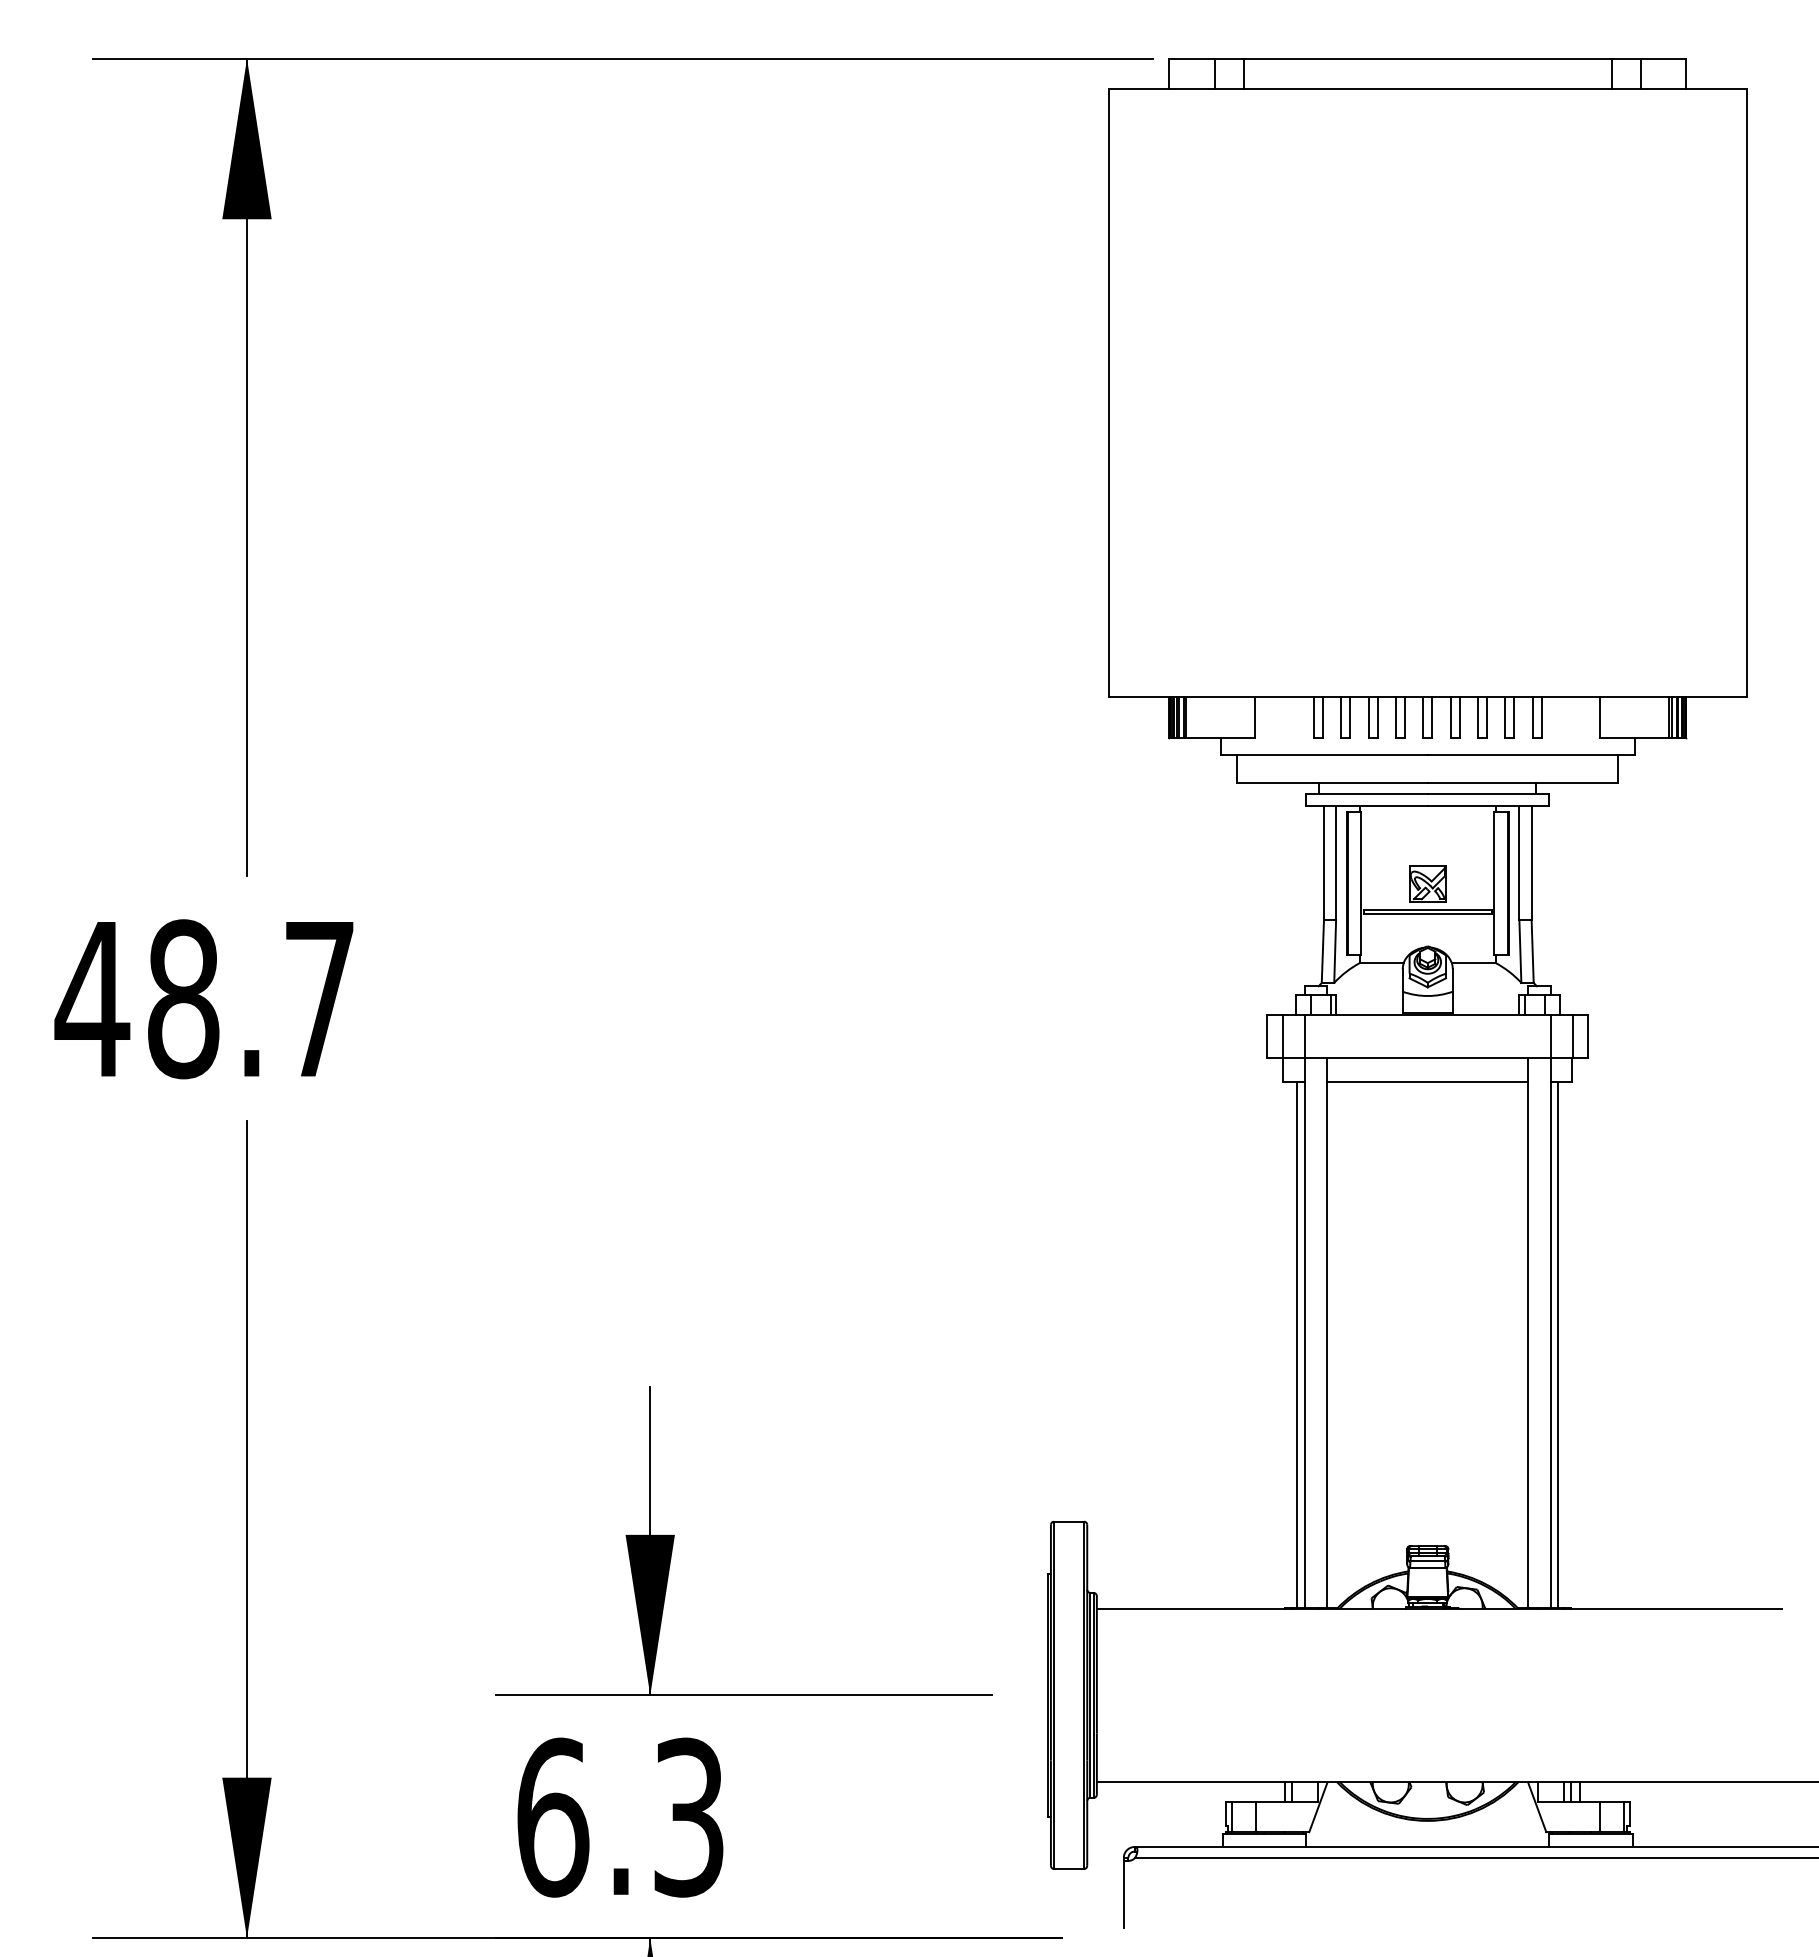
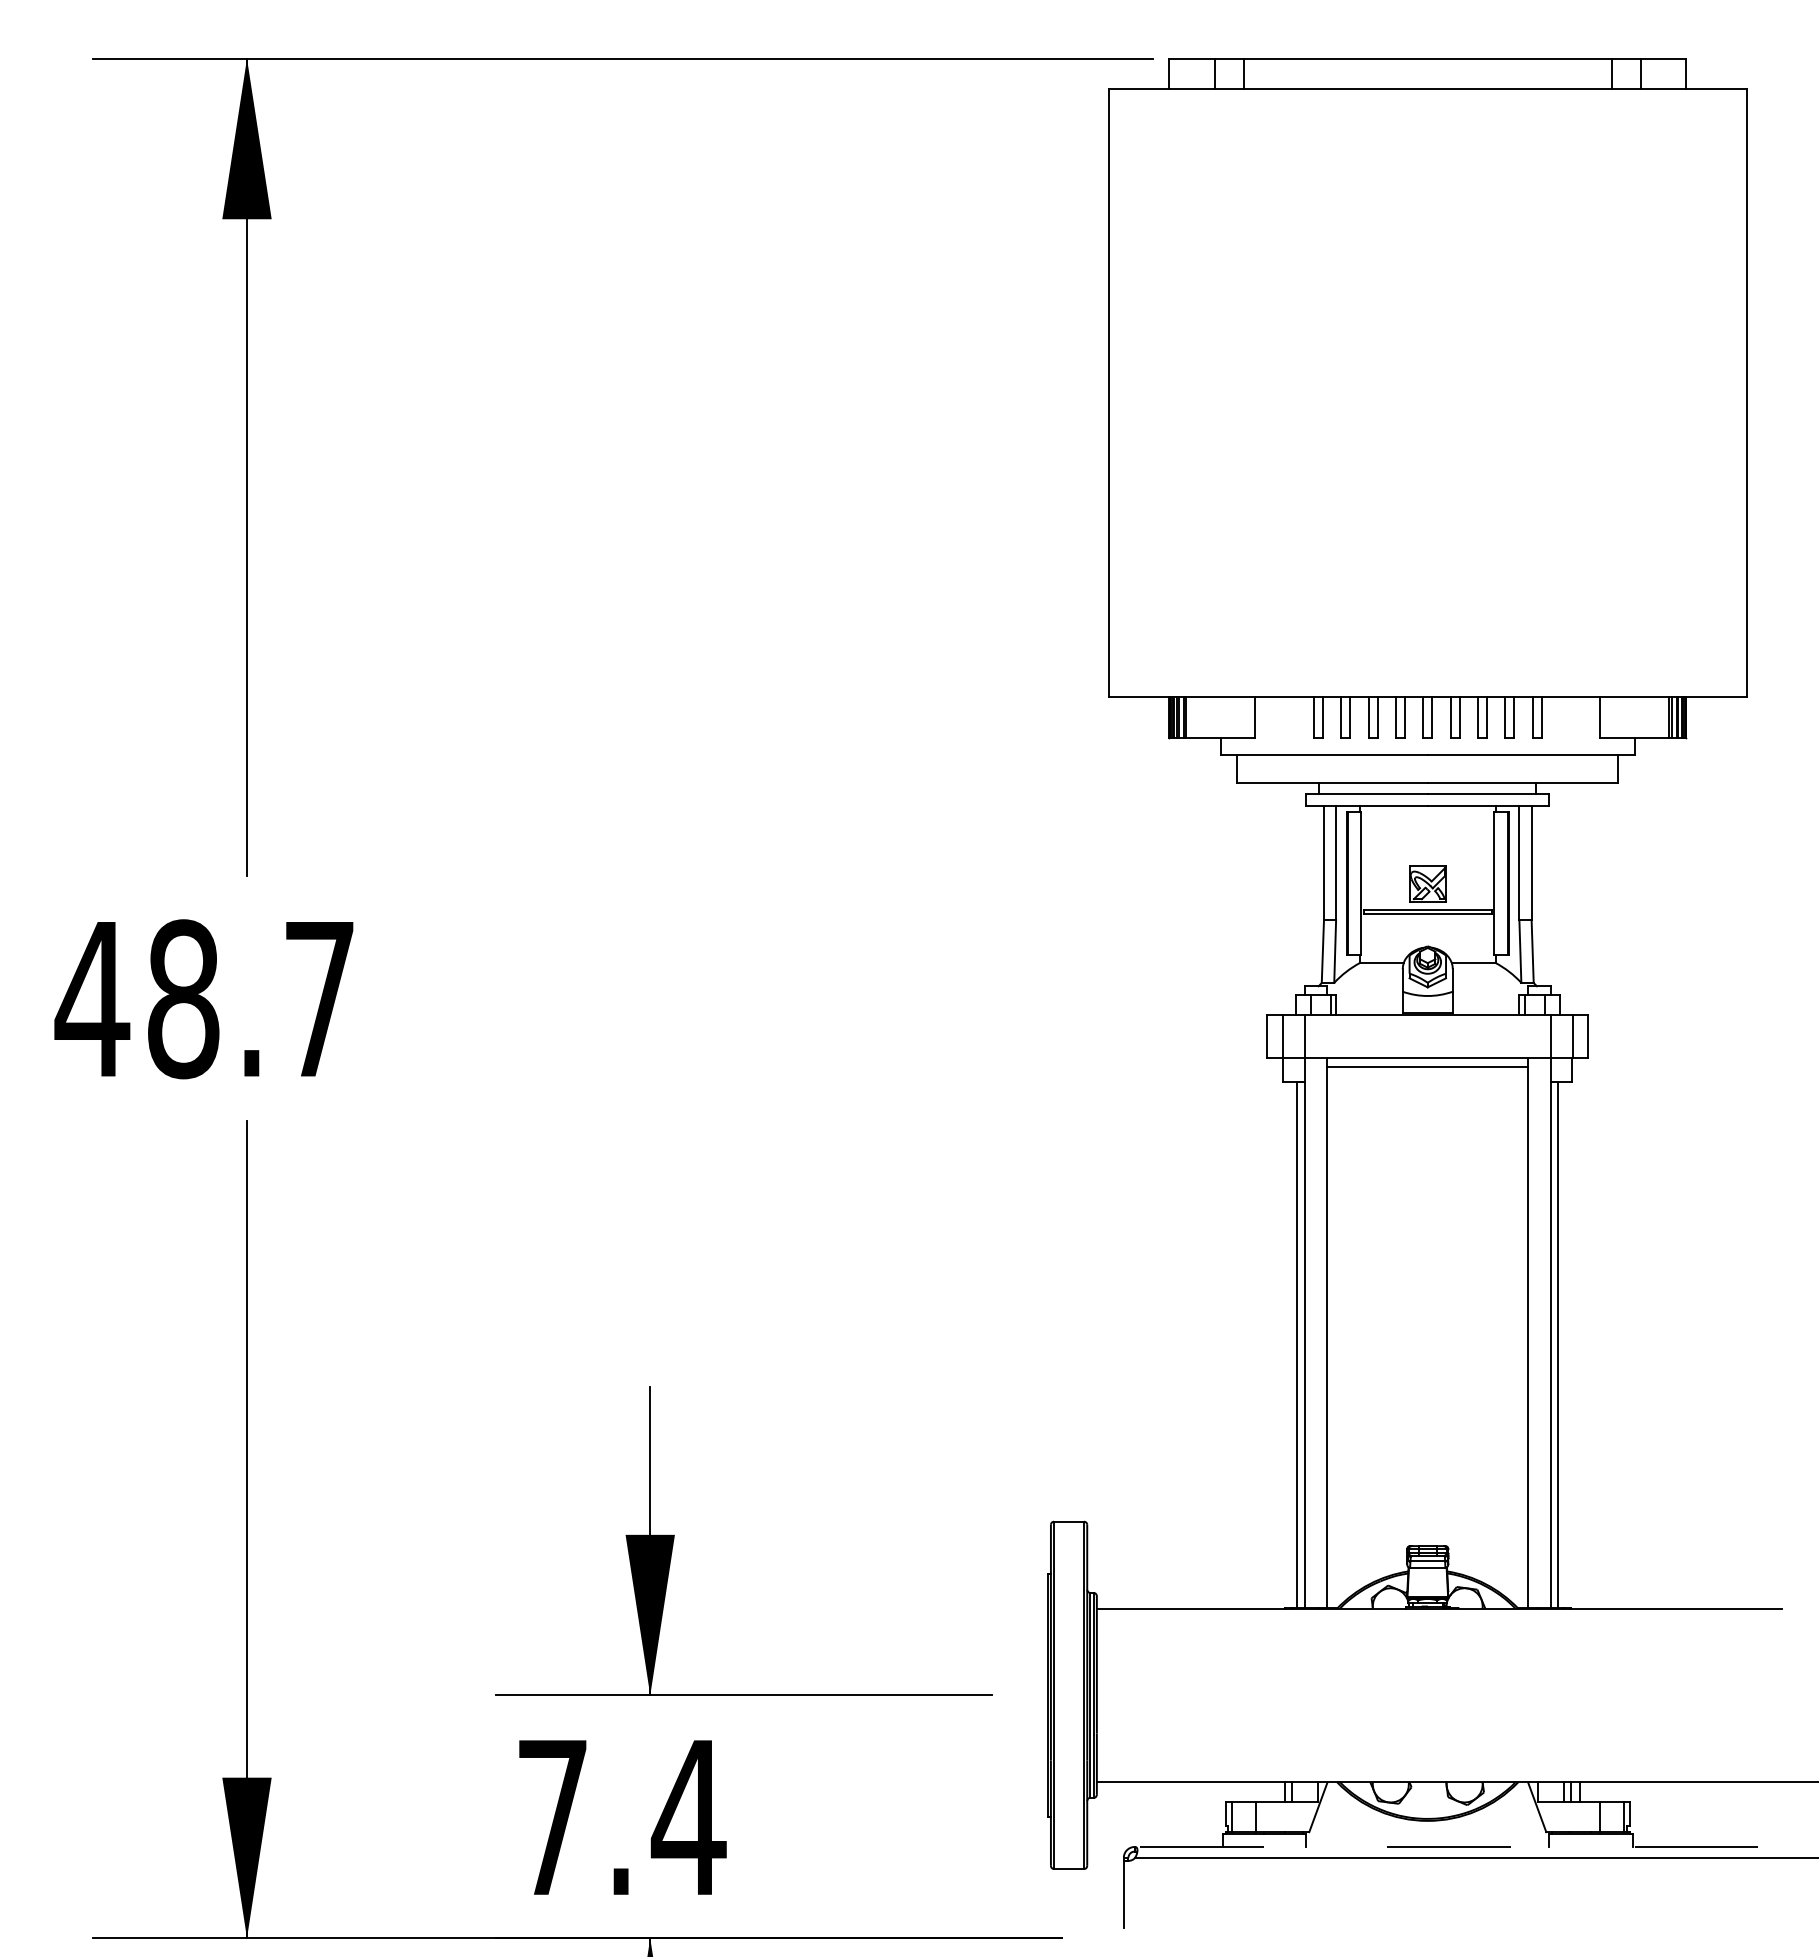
line position: (1427, 1081) -> (1427, 1066) (1427, 1066)
text: 6.3 -> 7.4 (621, 1817)
line: solid -> dashed (1476, 1846)
